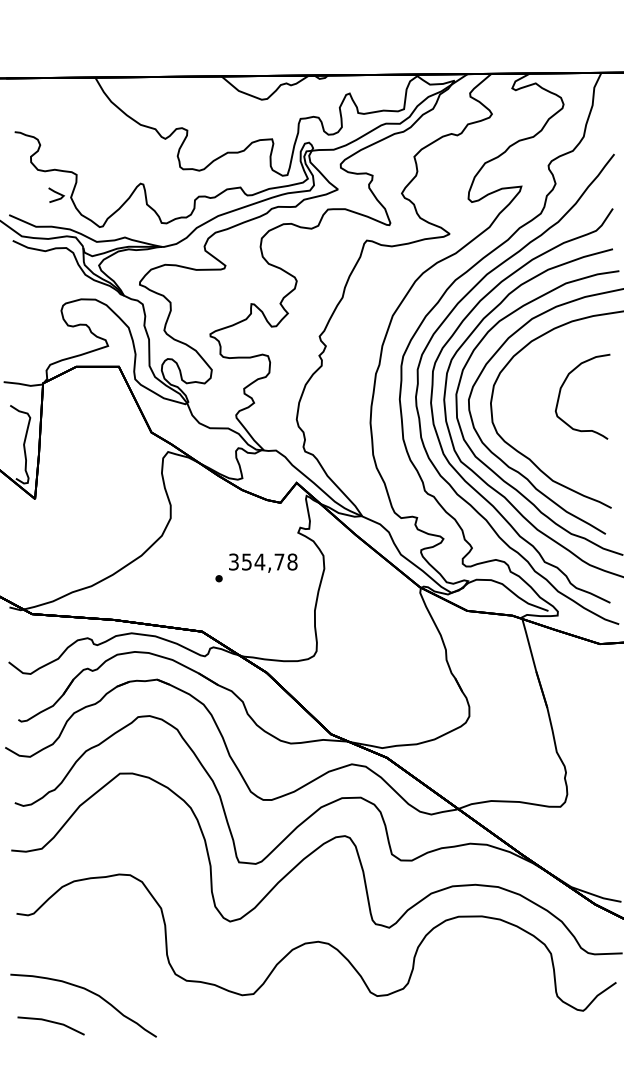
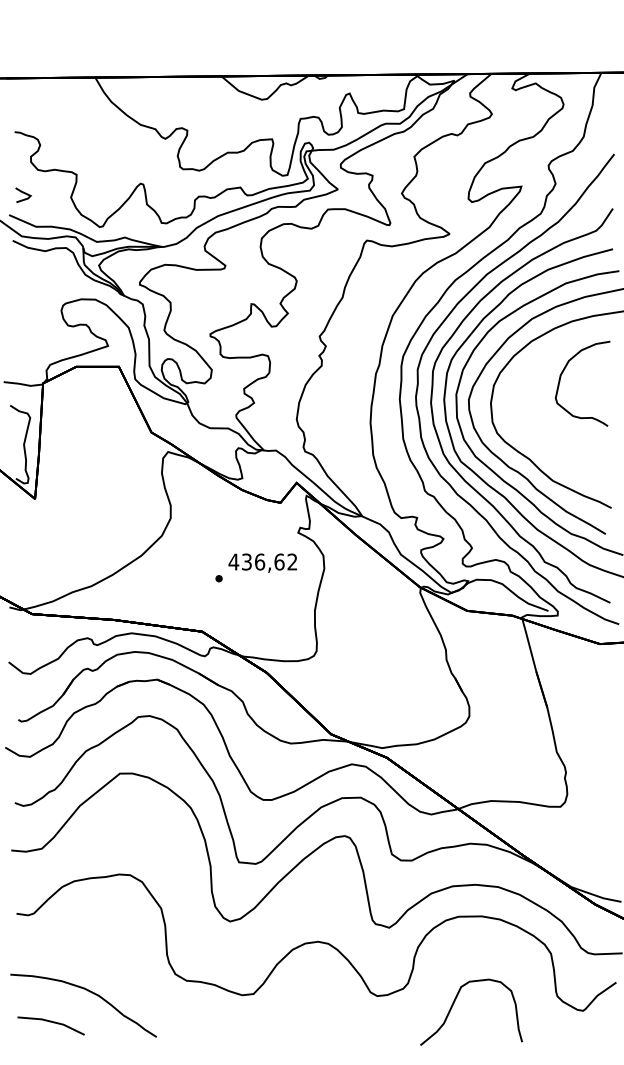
line position: (56, 193) -> (23, 193) (23, 193)
curve position: (561, 390) -> (561, 377) (561, 377)
text: 354,78 -> 436,62 (262, 561)
curve: none -> present (454, 1003)
